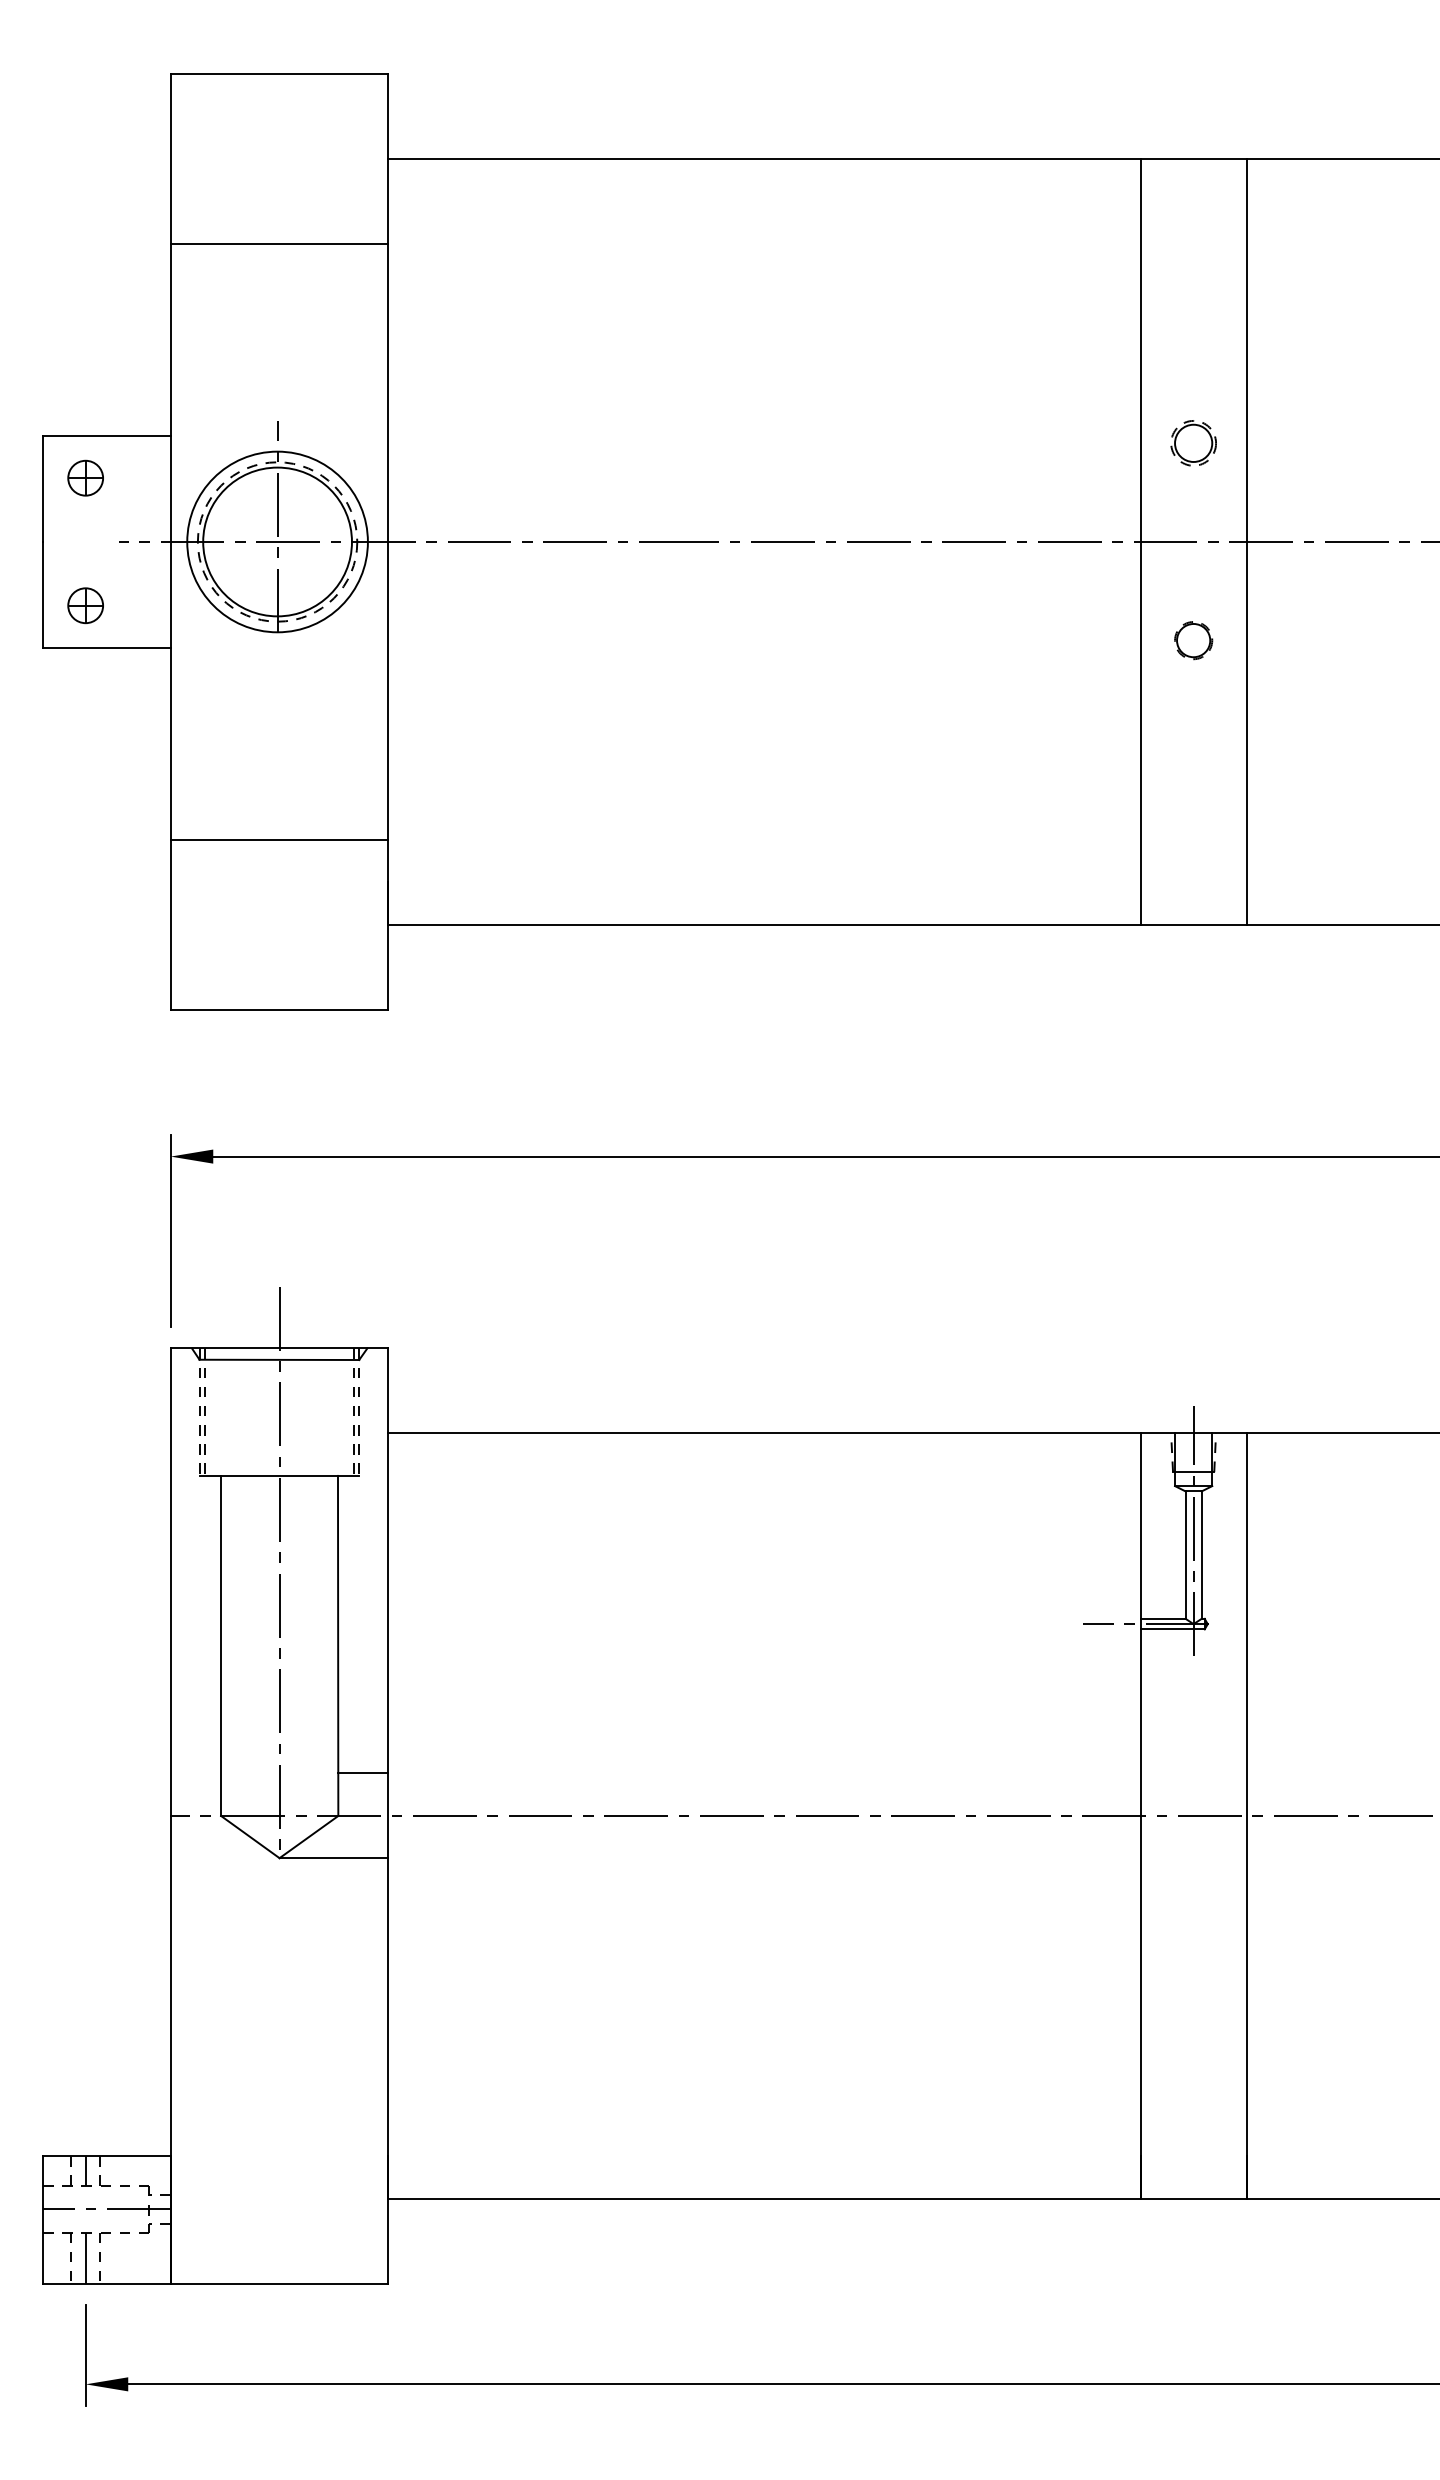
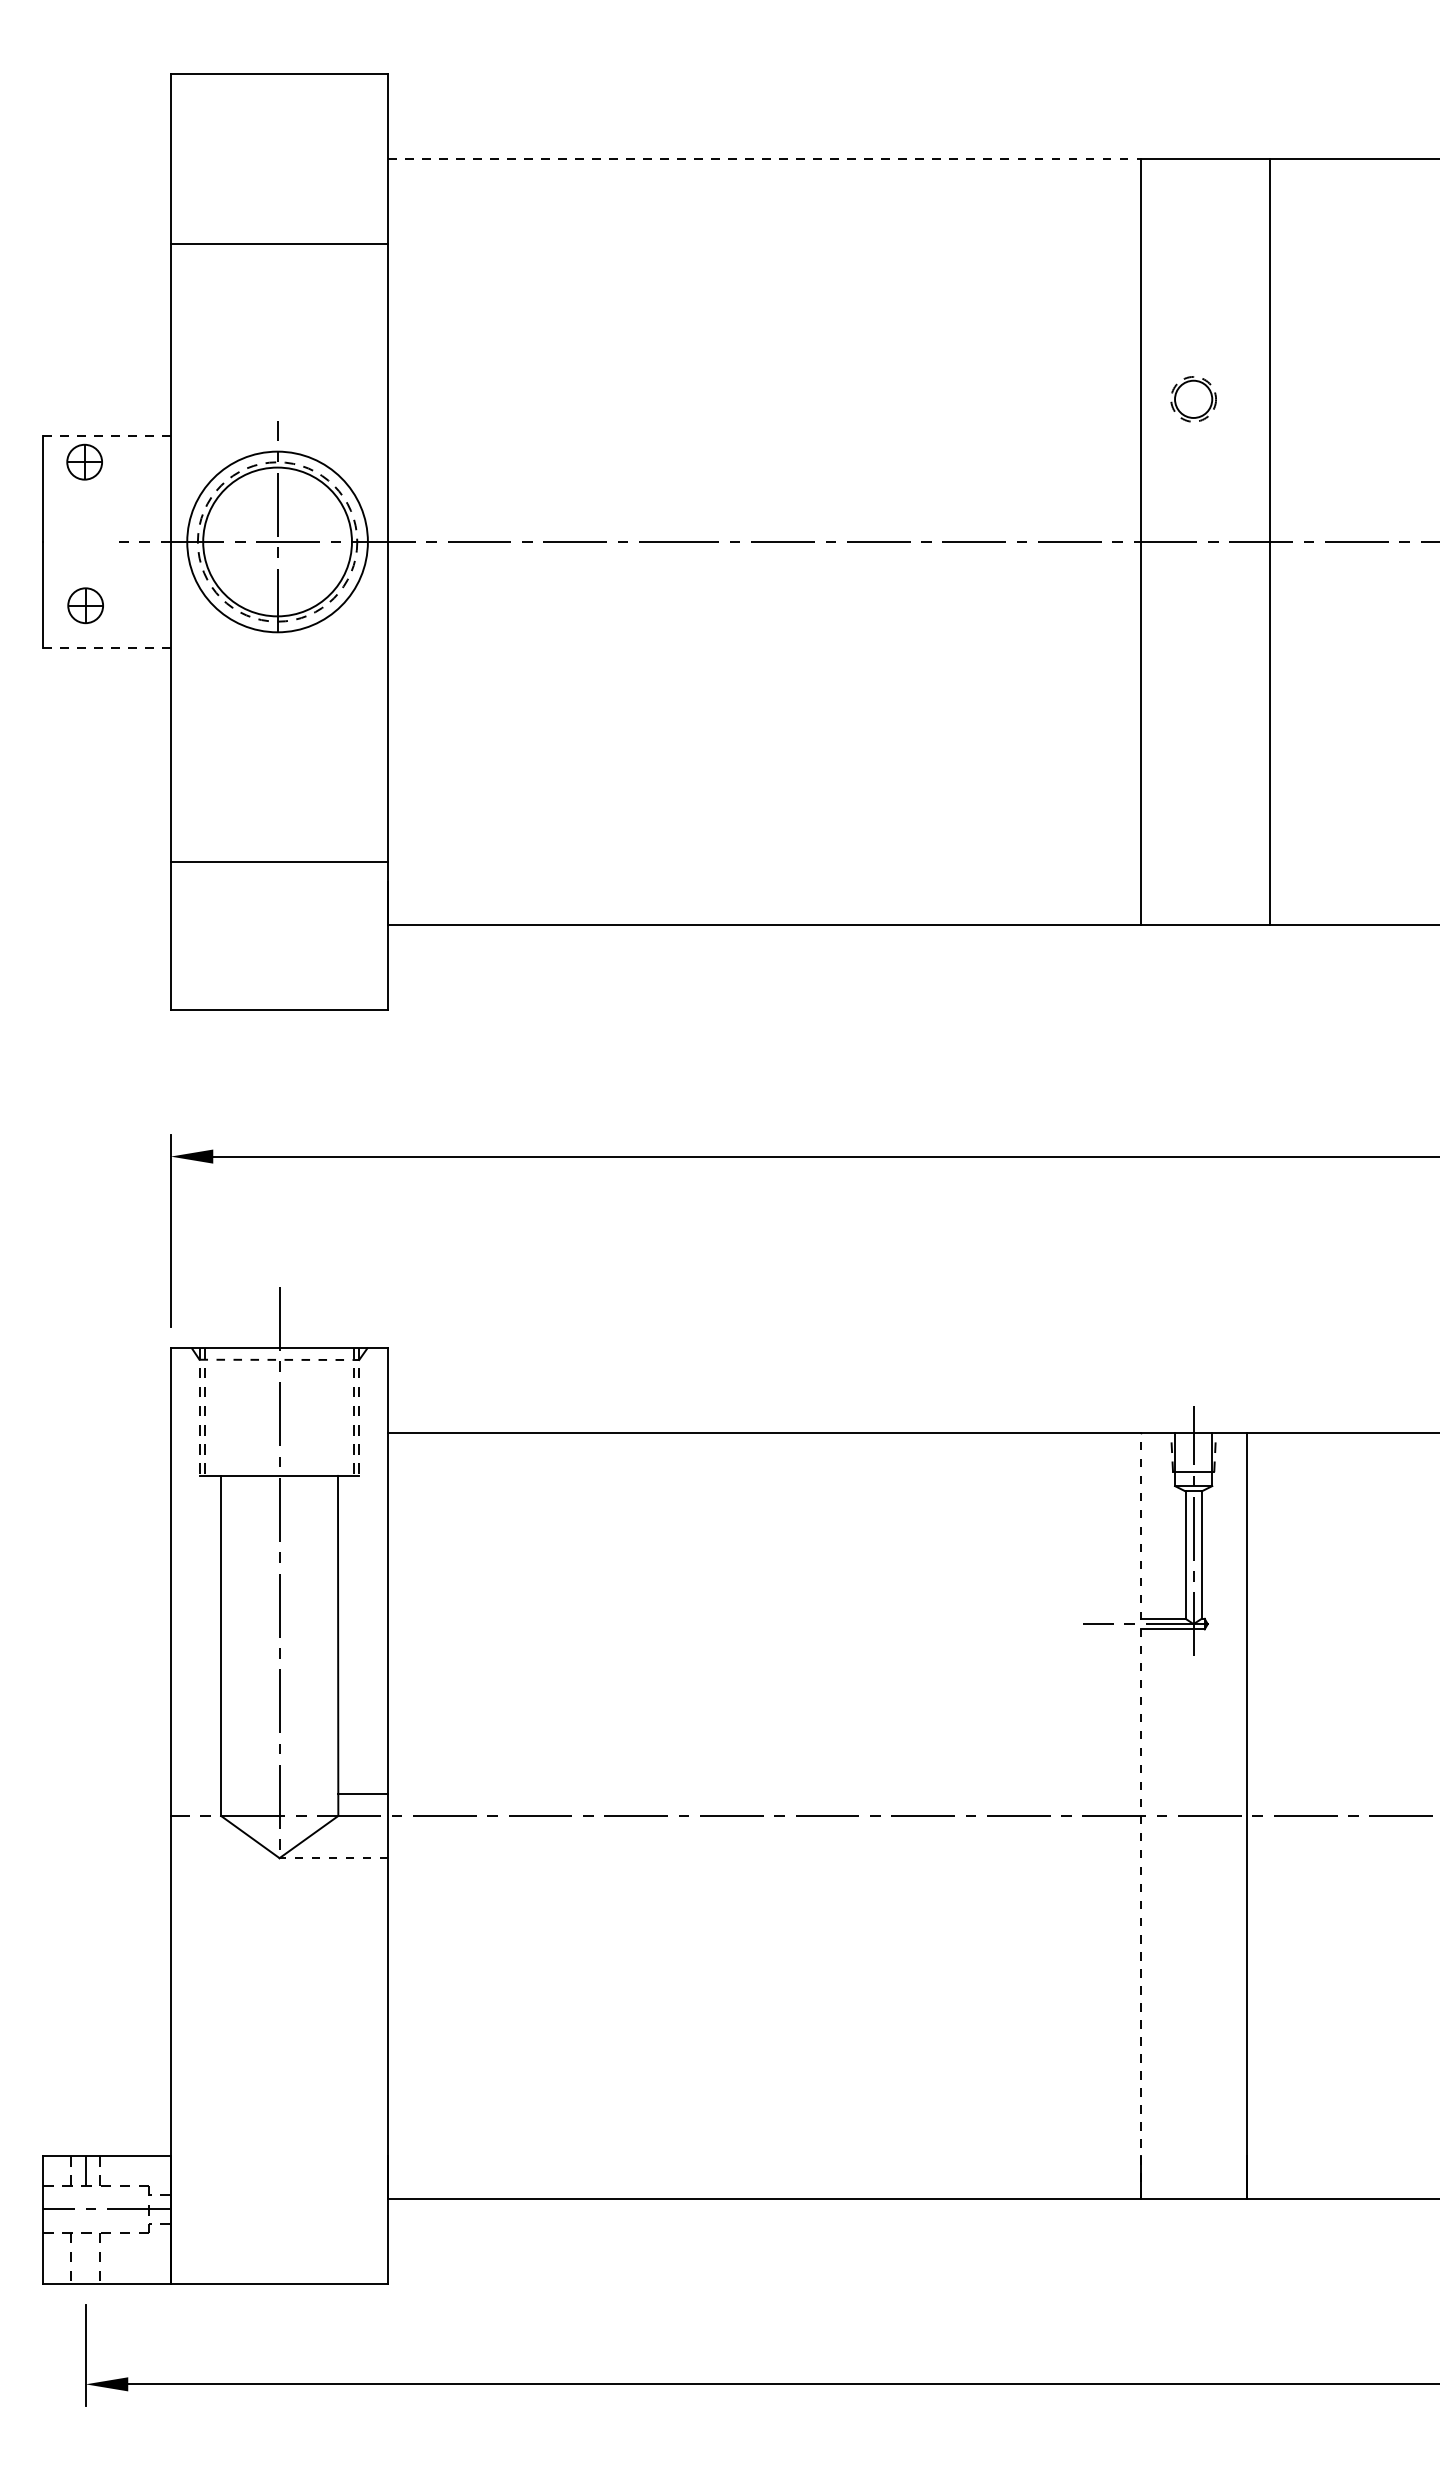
line: solid -> dashed (764, 159)
line: solid -> dashed (106, 435)
part position: (1193, 443) -> (1193, 399) (1193, 399)
part position: (85, 477) -> (84, 461) (84, 461)
line position: (1246, 541) -> (1269, 541) (1269, 541)
part: present -> none (1193, 640)
line: solid -> dashed (106, 648)
line position: (279, 839) -> (279, 861) (279, 861)
line: solid -> dashed (279, 1359)
line position: (363, 1773) -> (363, 1794) (363, 1794)
line: solid -> dashed (1140, 1815)
line: solid -> dashed (333, 1858)
line: present -> none (85, 2257)
